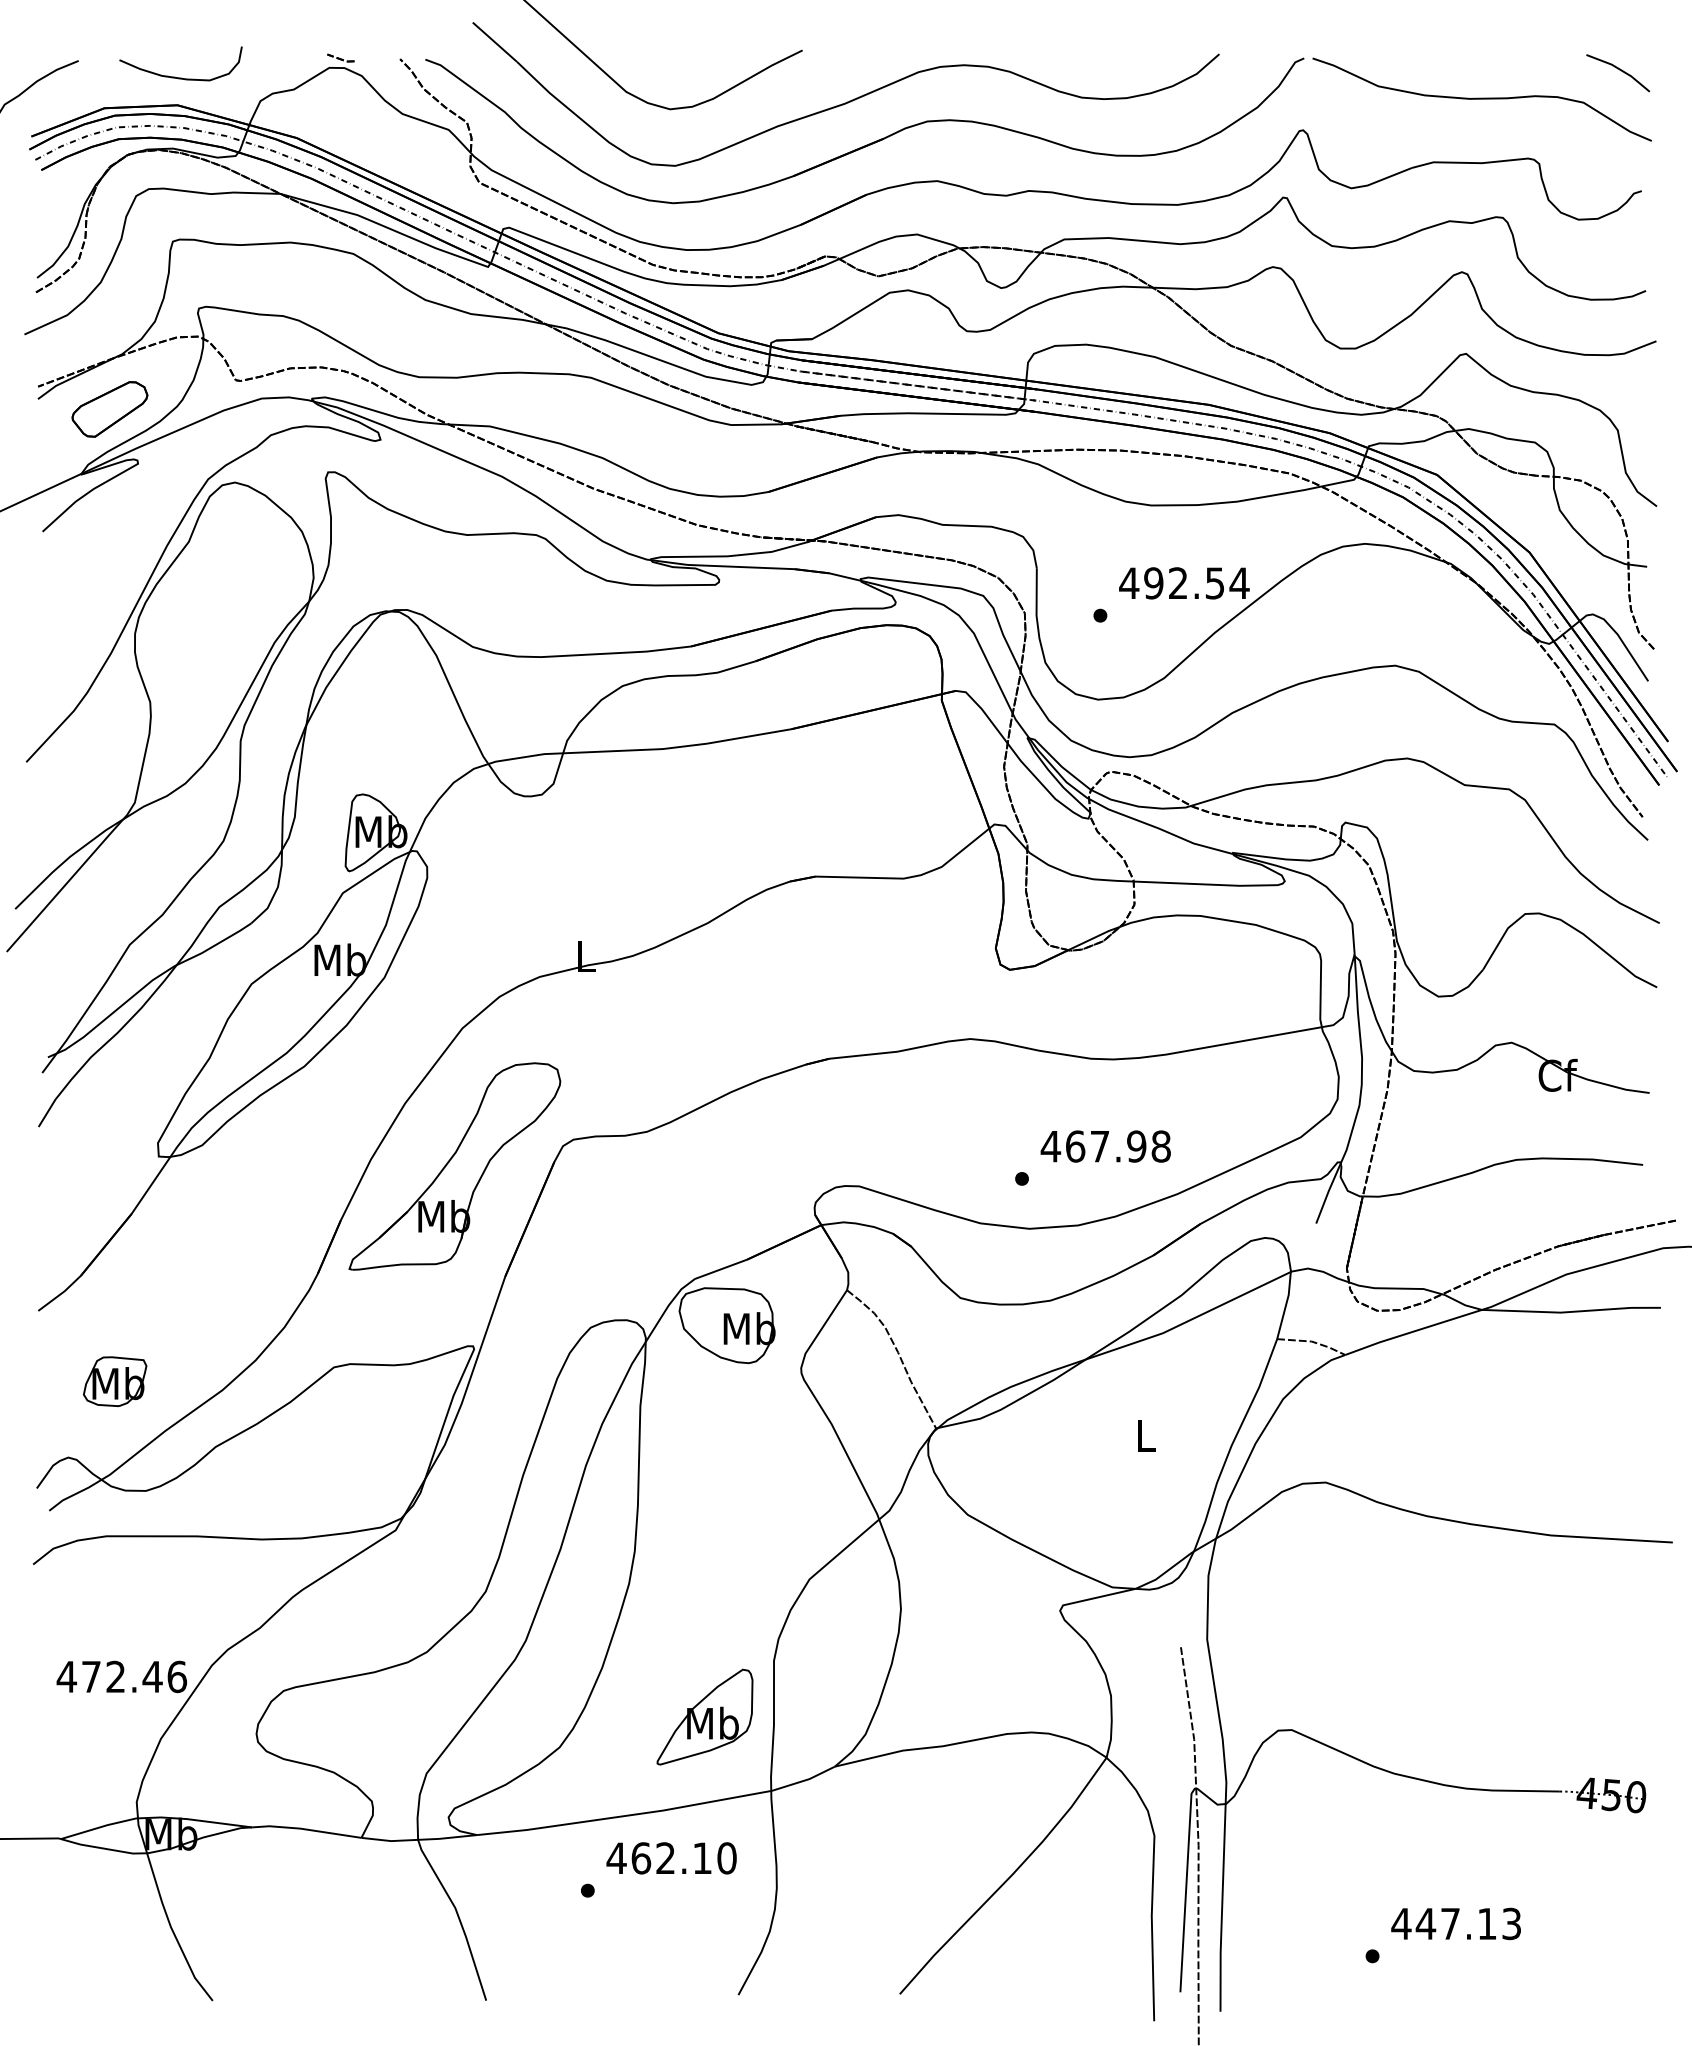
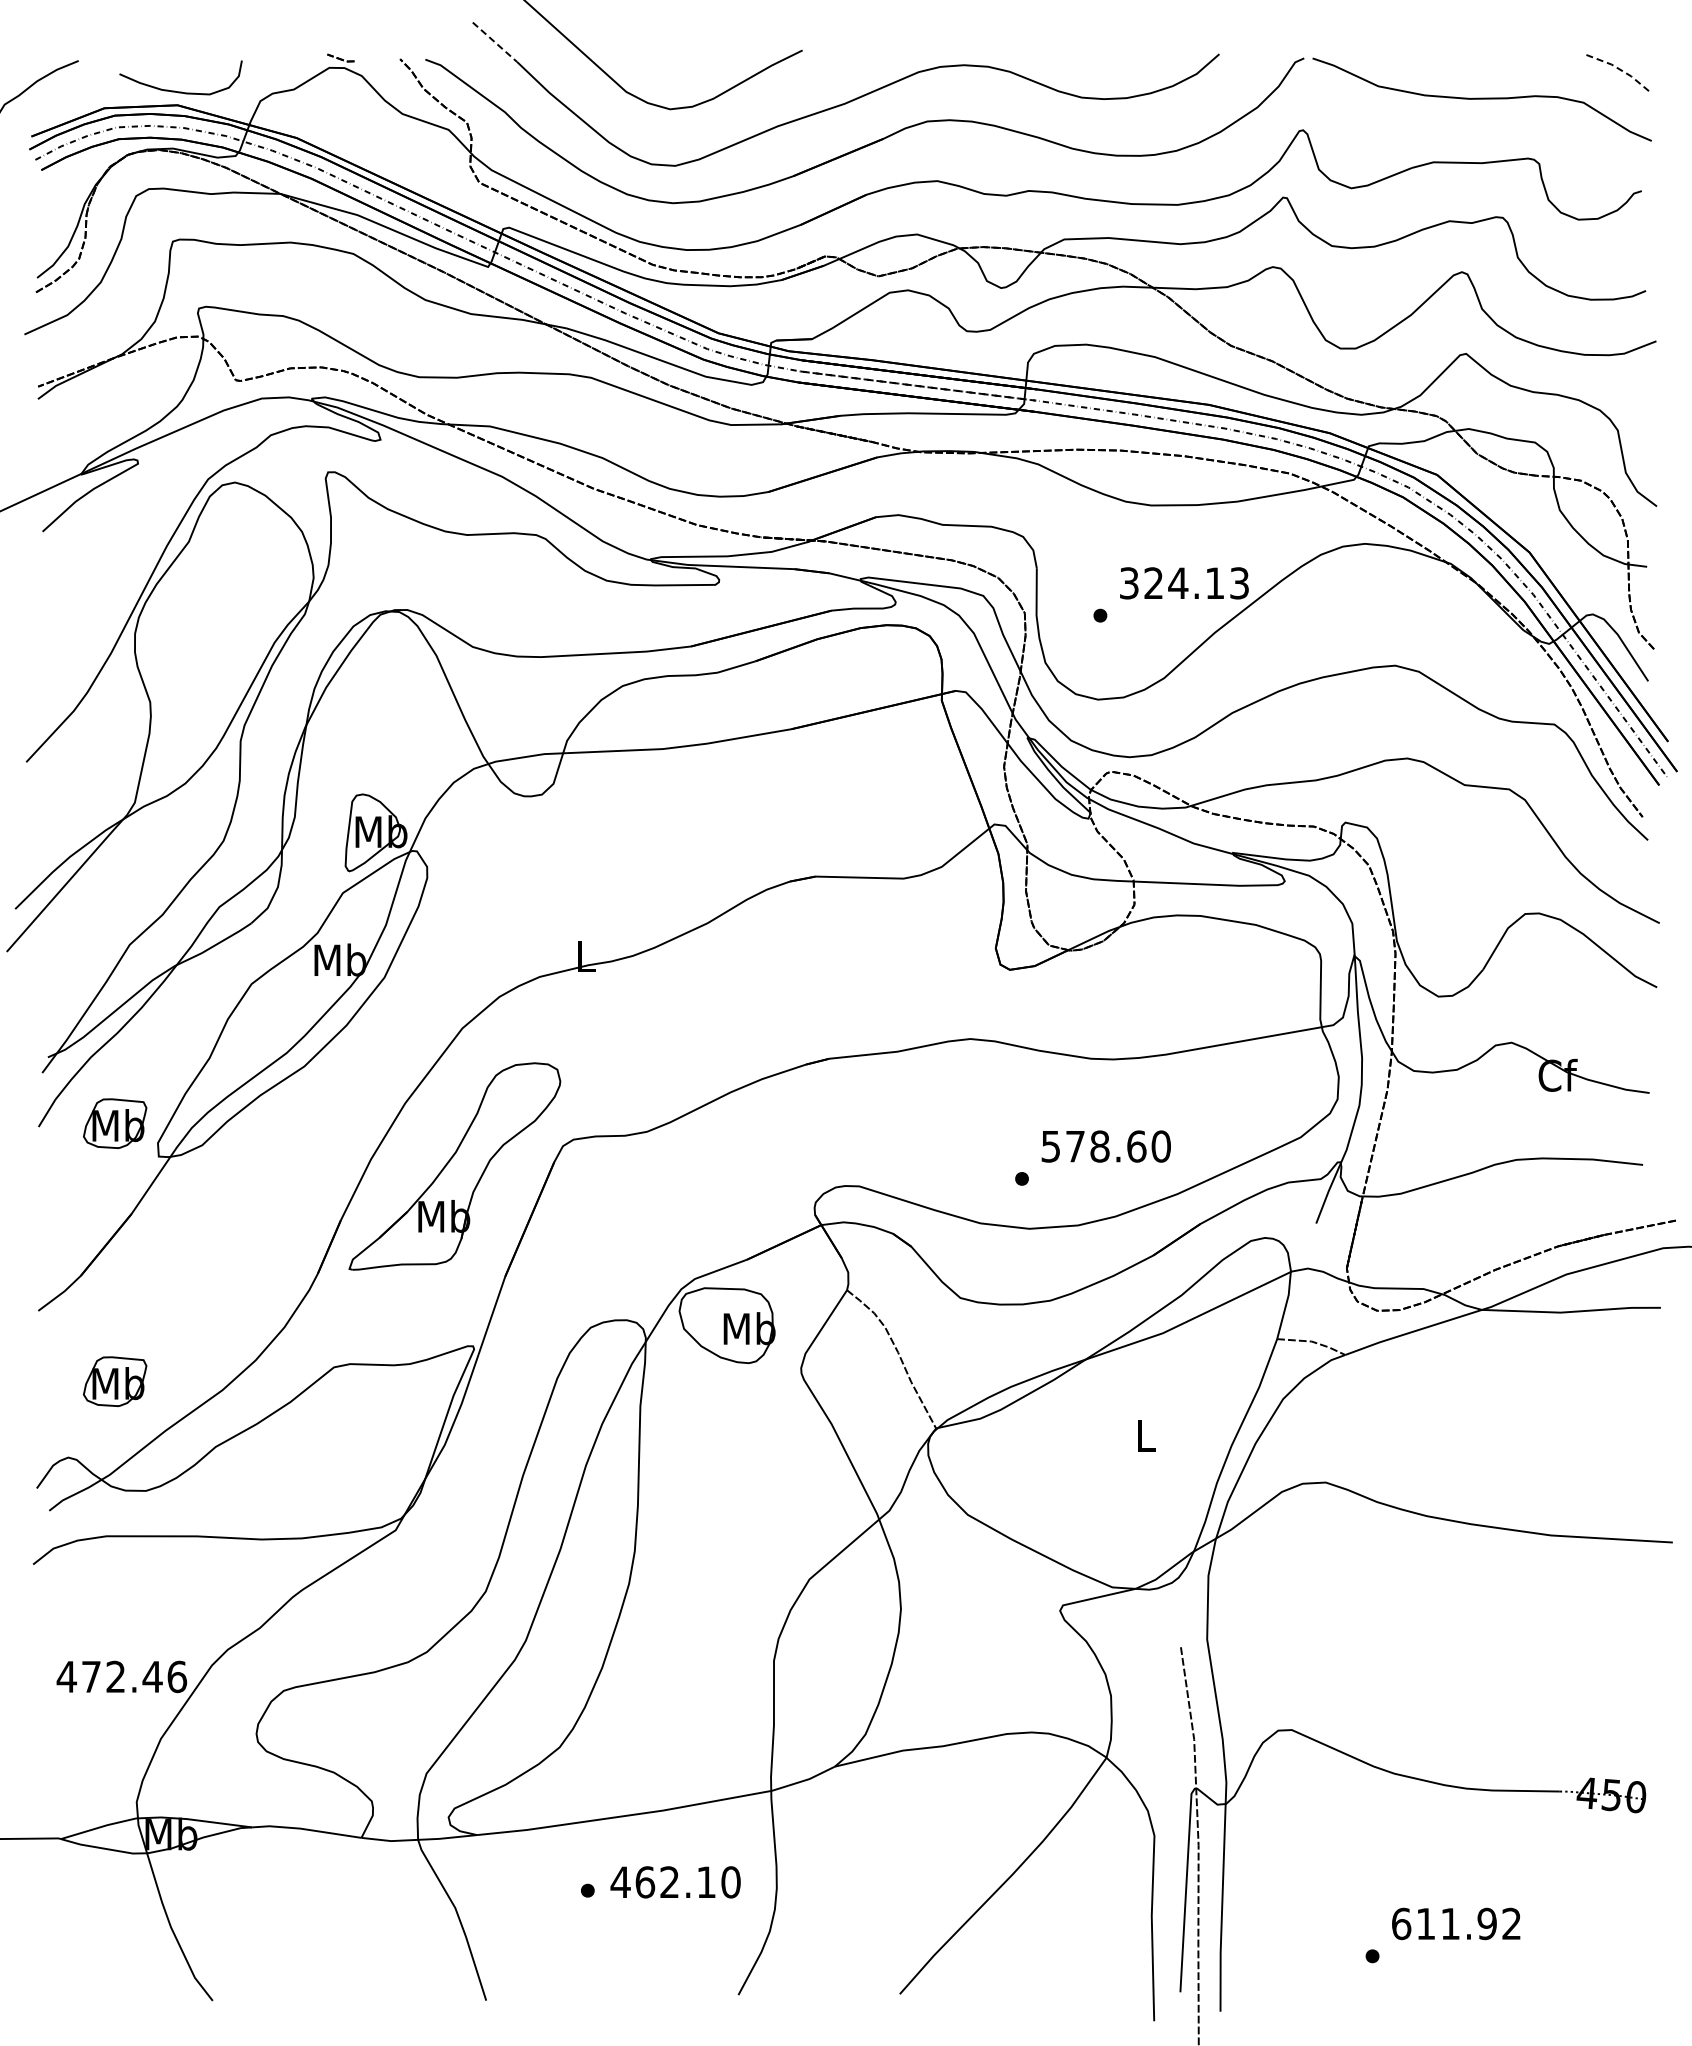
line: solid -> dashed (494, 42)
line: solid -> dashed (1620, 69)
curve position: (175, 76) -> (175, 90) (175, 90)
part: present -> none (109, 409)
text: 492.54 -> 324.13 (1184, 583)
part: none -> present (115, 1123)
text: 467.98 -> 578.60 (1105, 1146)
part: present -> none (704, 1716)
text position: (671, 1858) -> (675, 1882) (675, 1882)
text: 447.13 -> 611.92 (1455, 1923)
